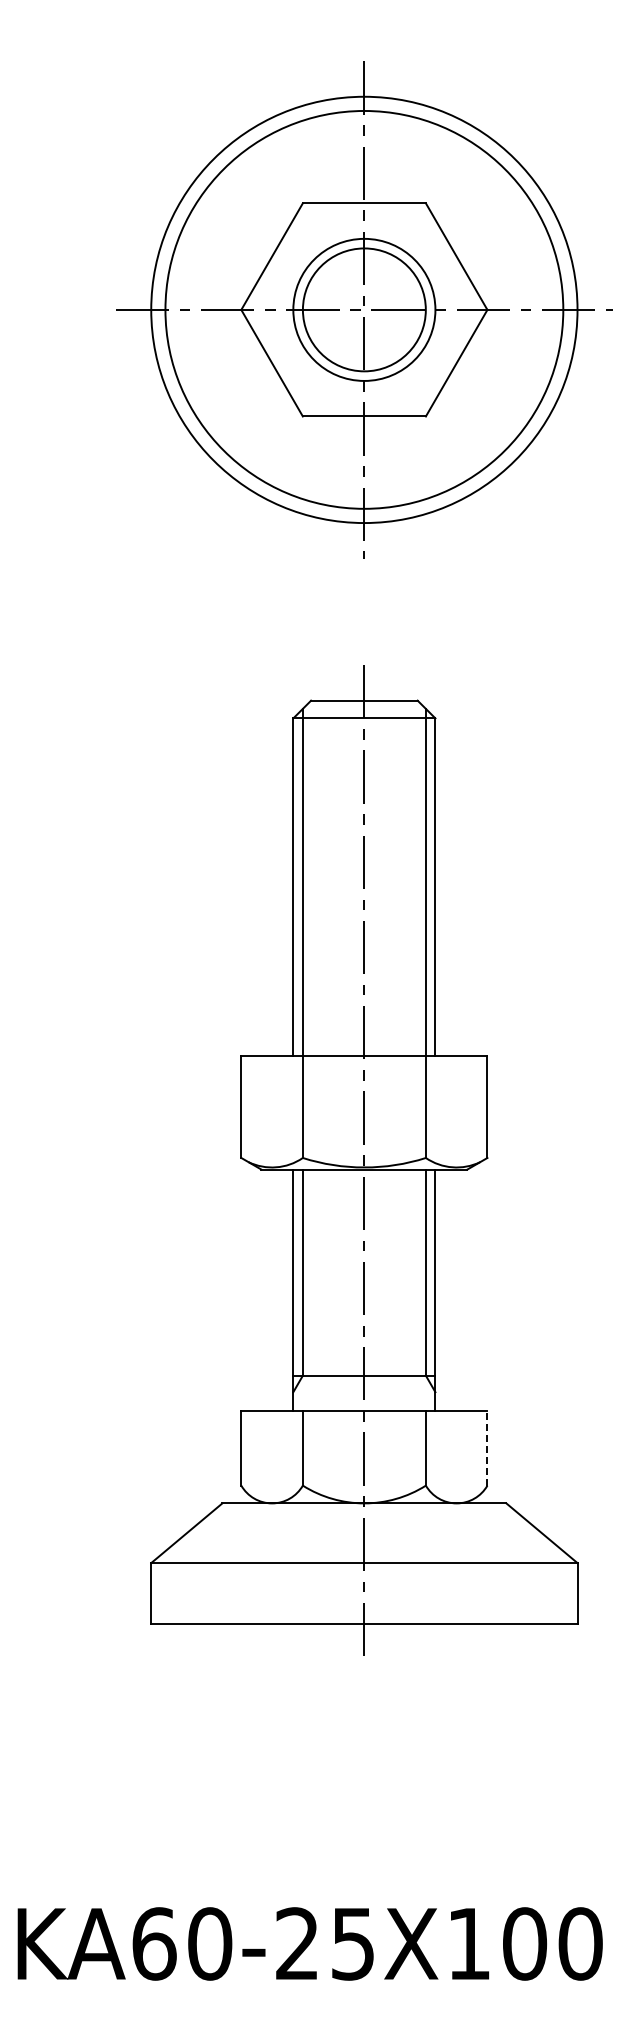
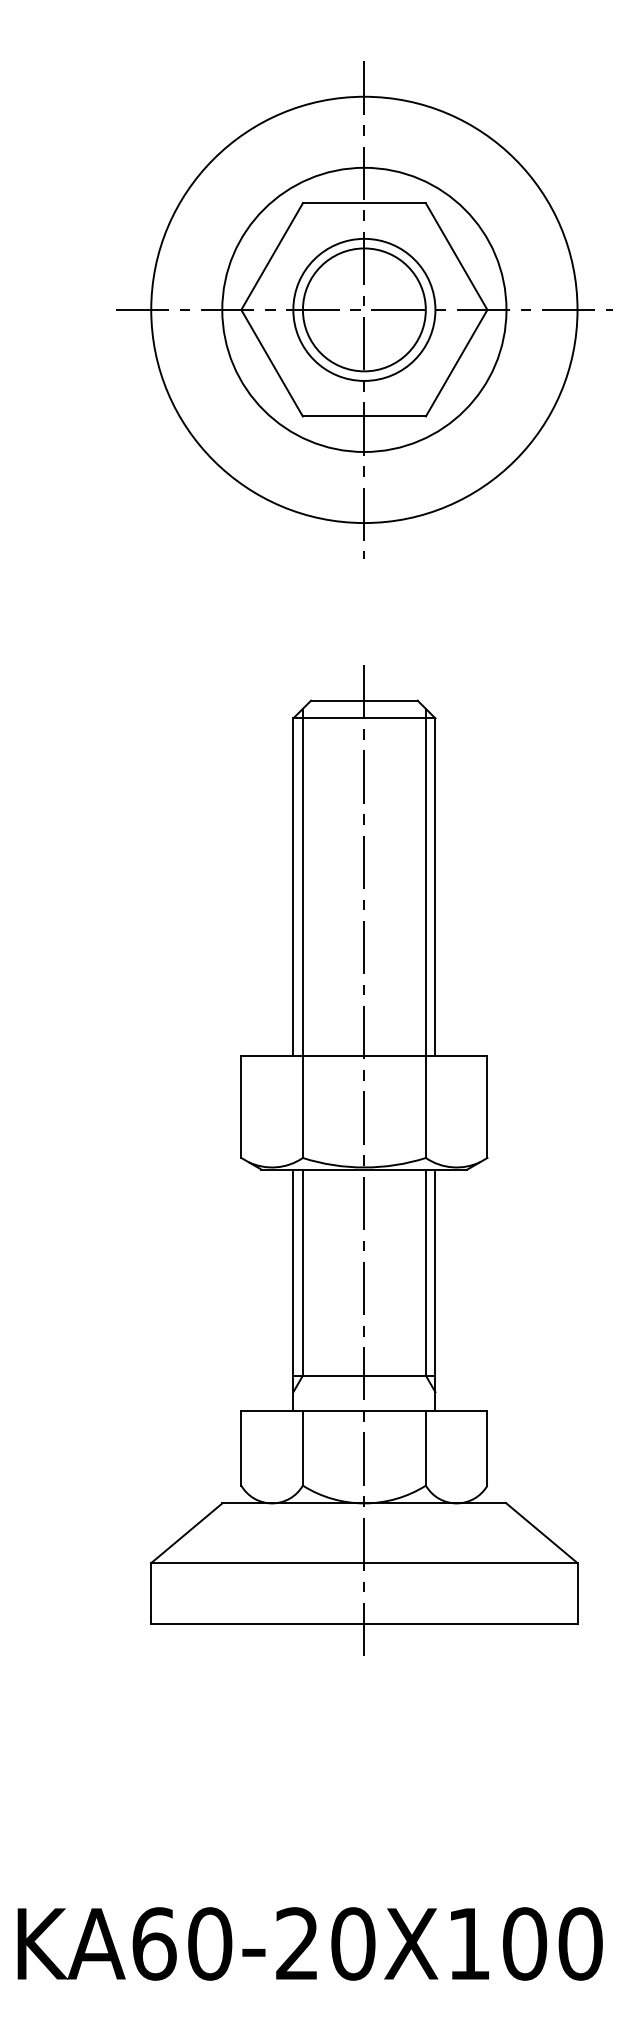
circle diameter: 398 px -> 284 px (364, 309)
line: dashed -> solid (487, 1447)
text: KA60-25X100 -> KA60-20X100 (353, 1943)
